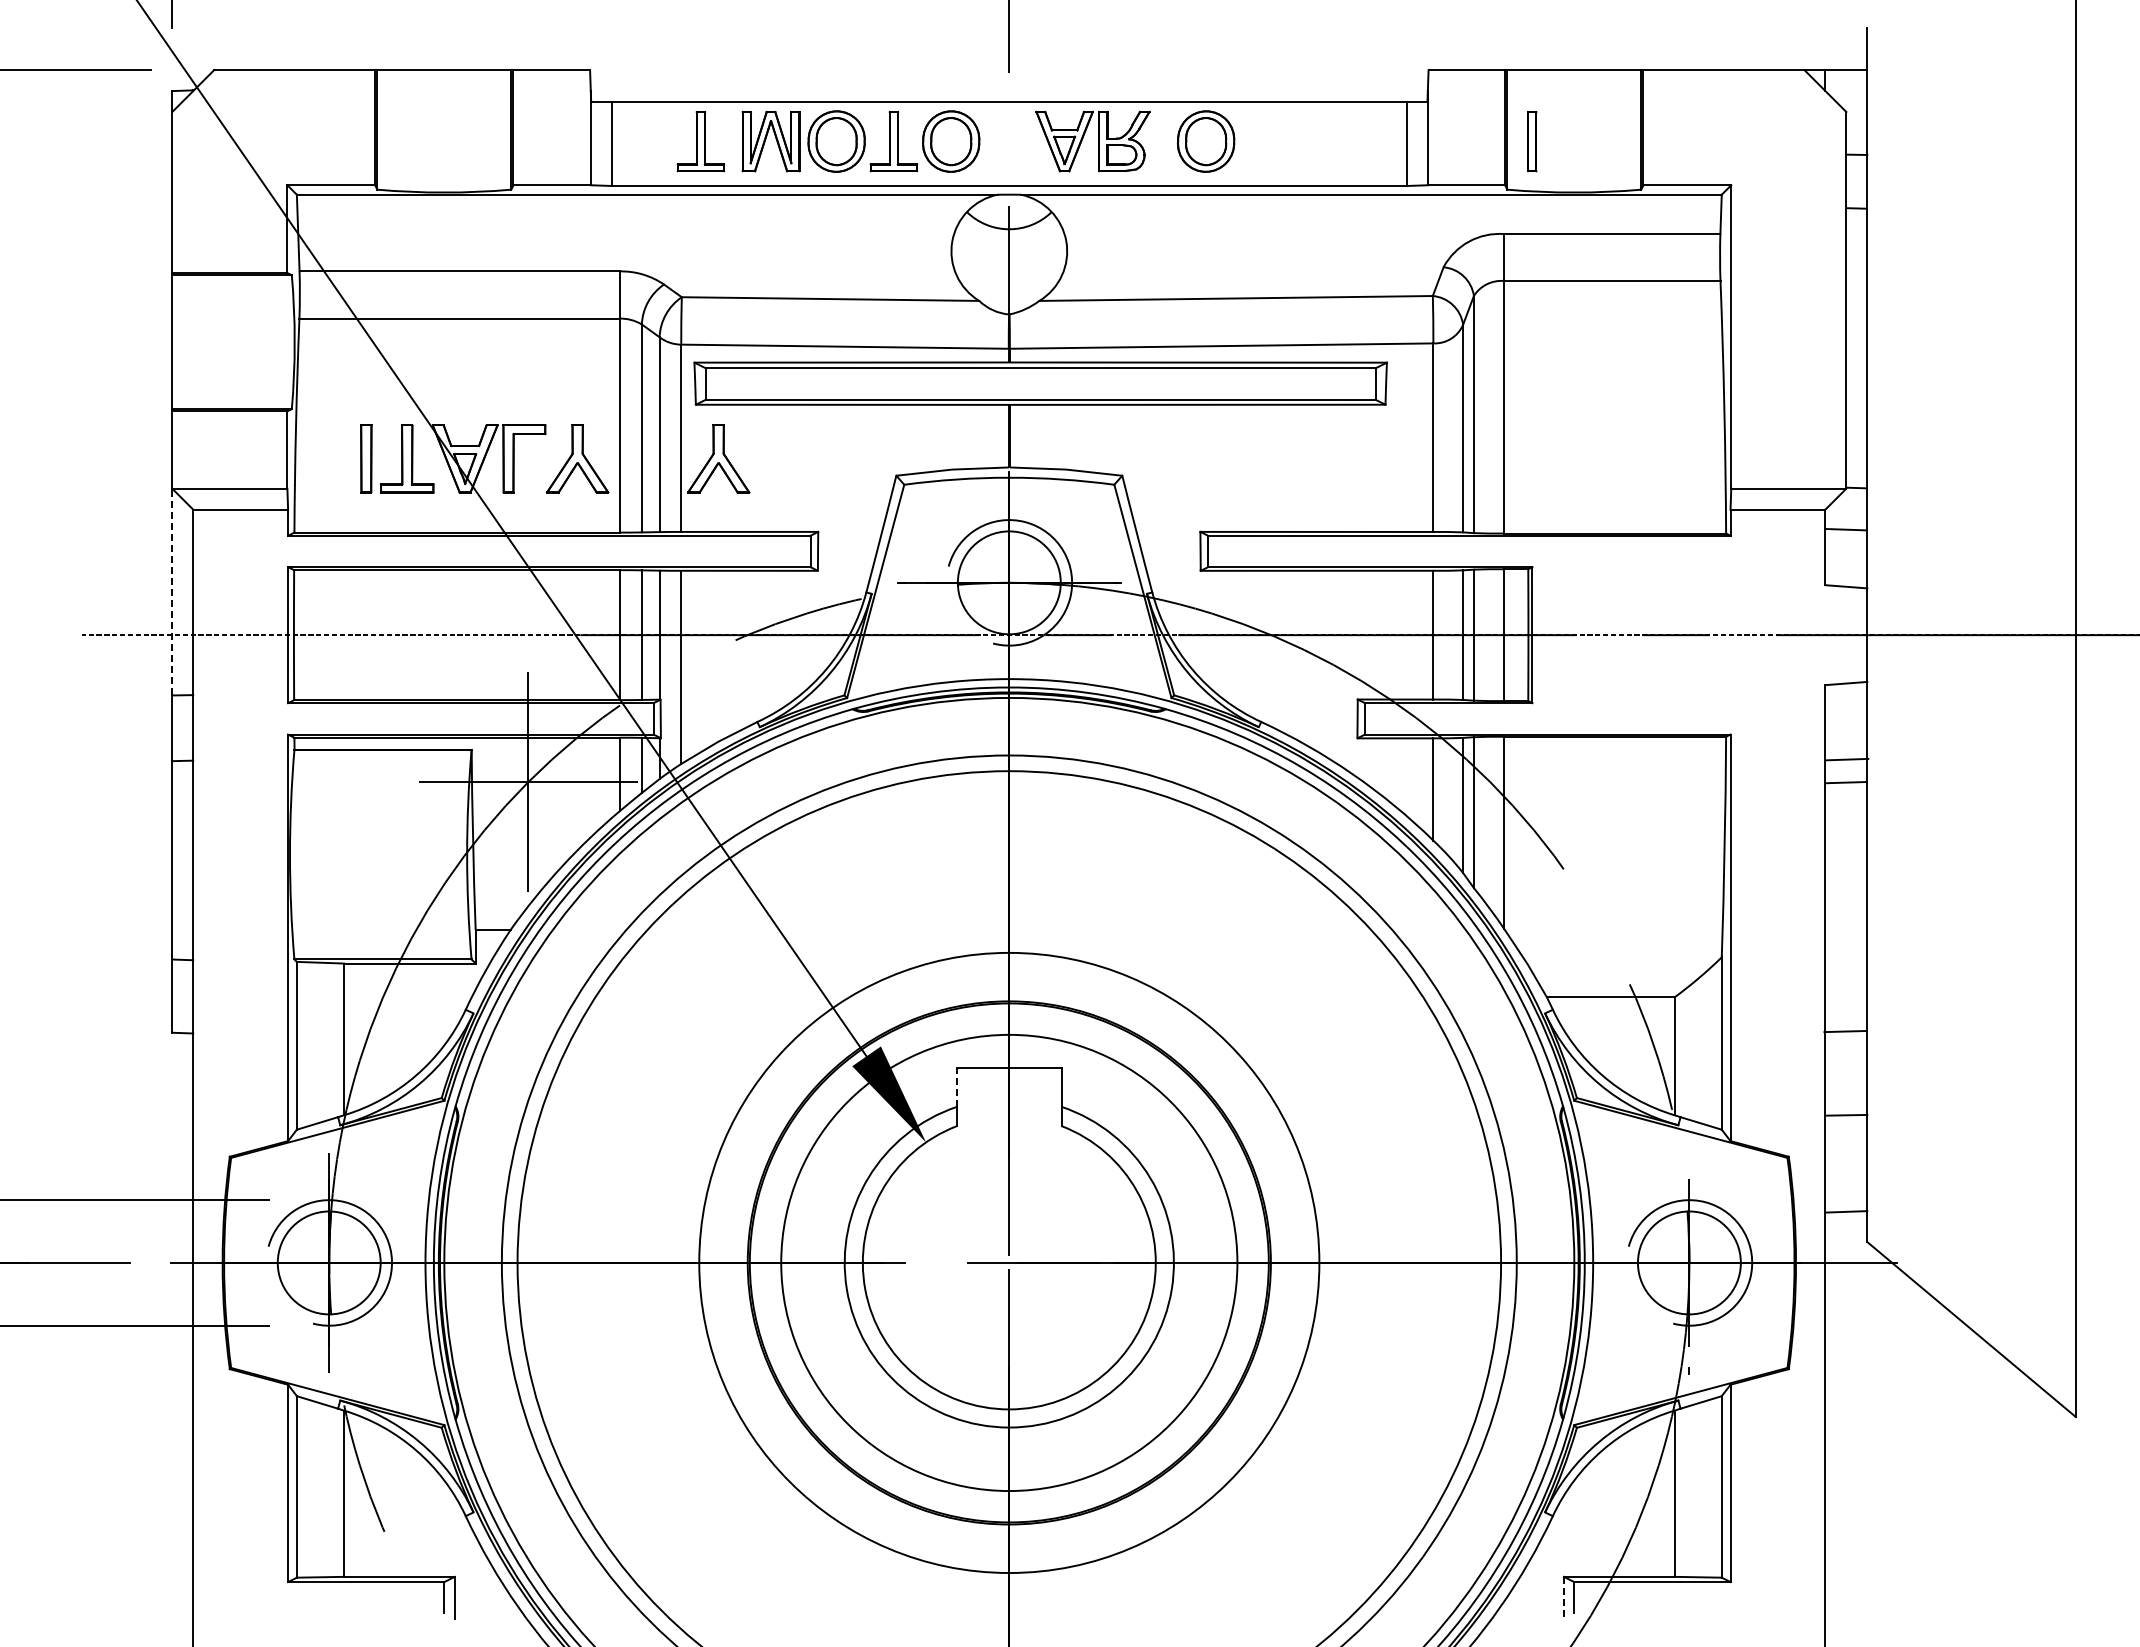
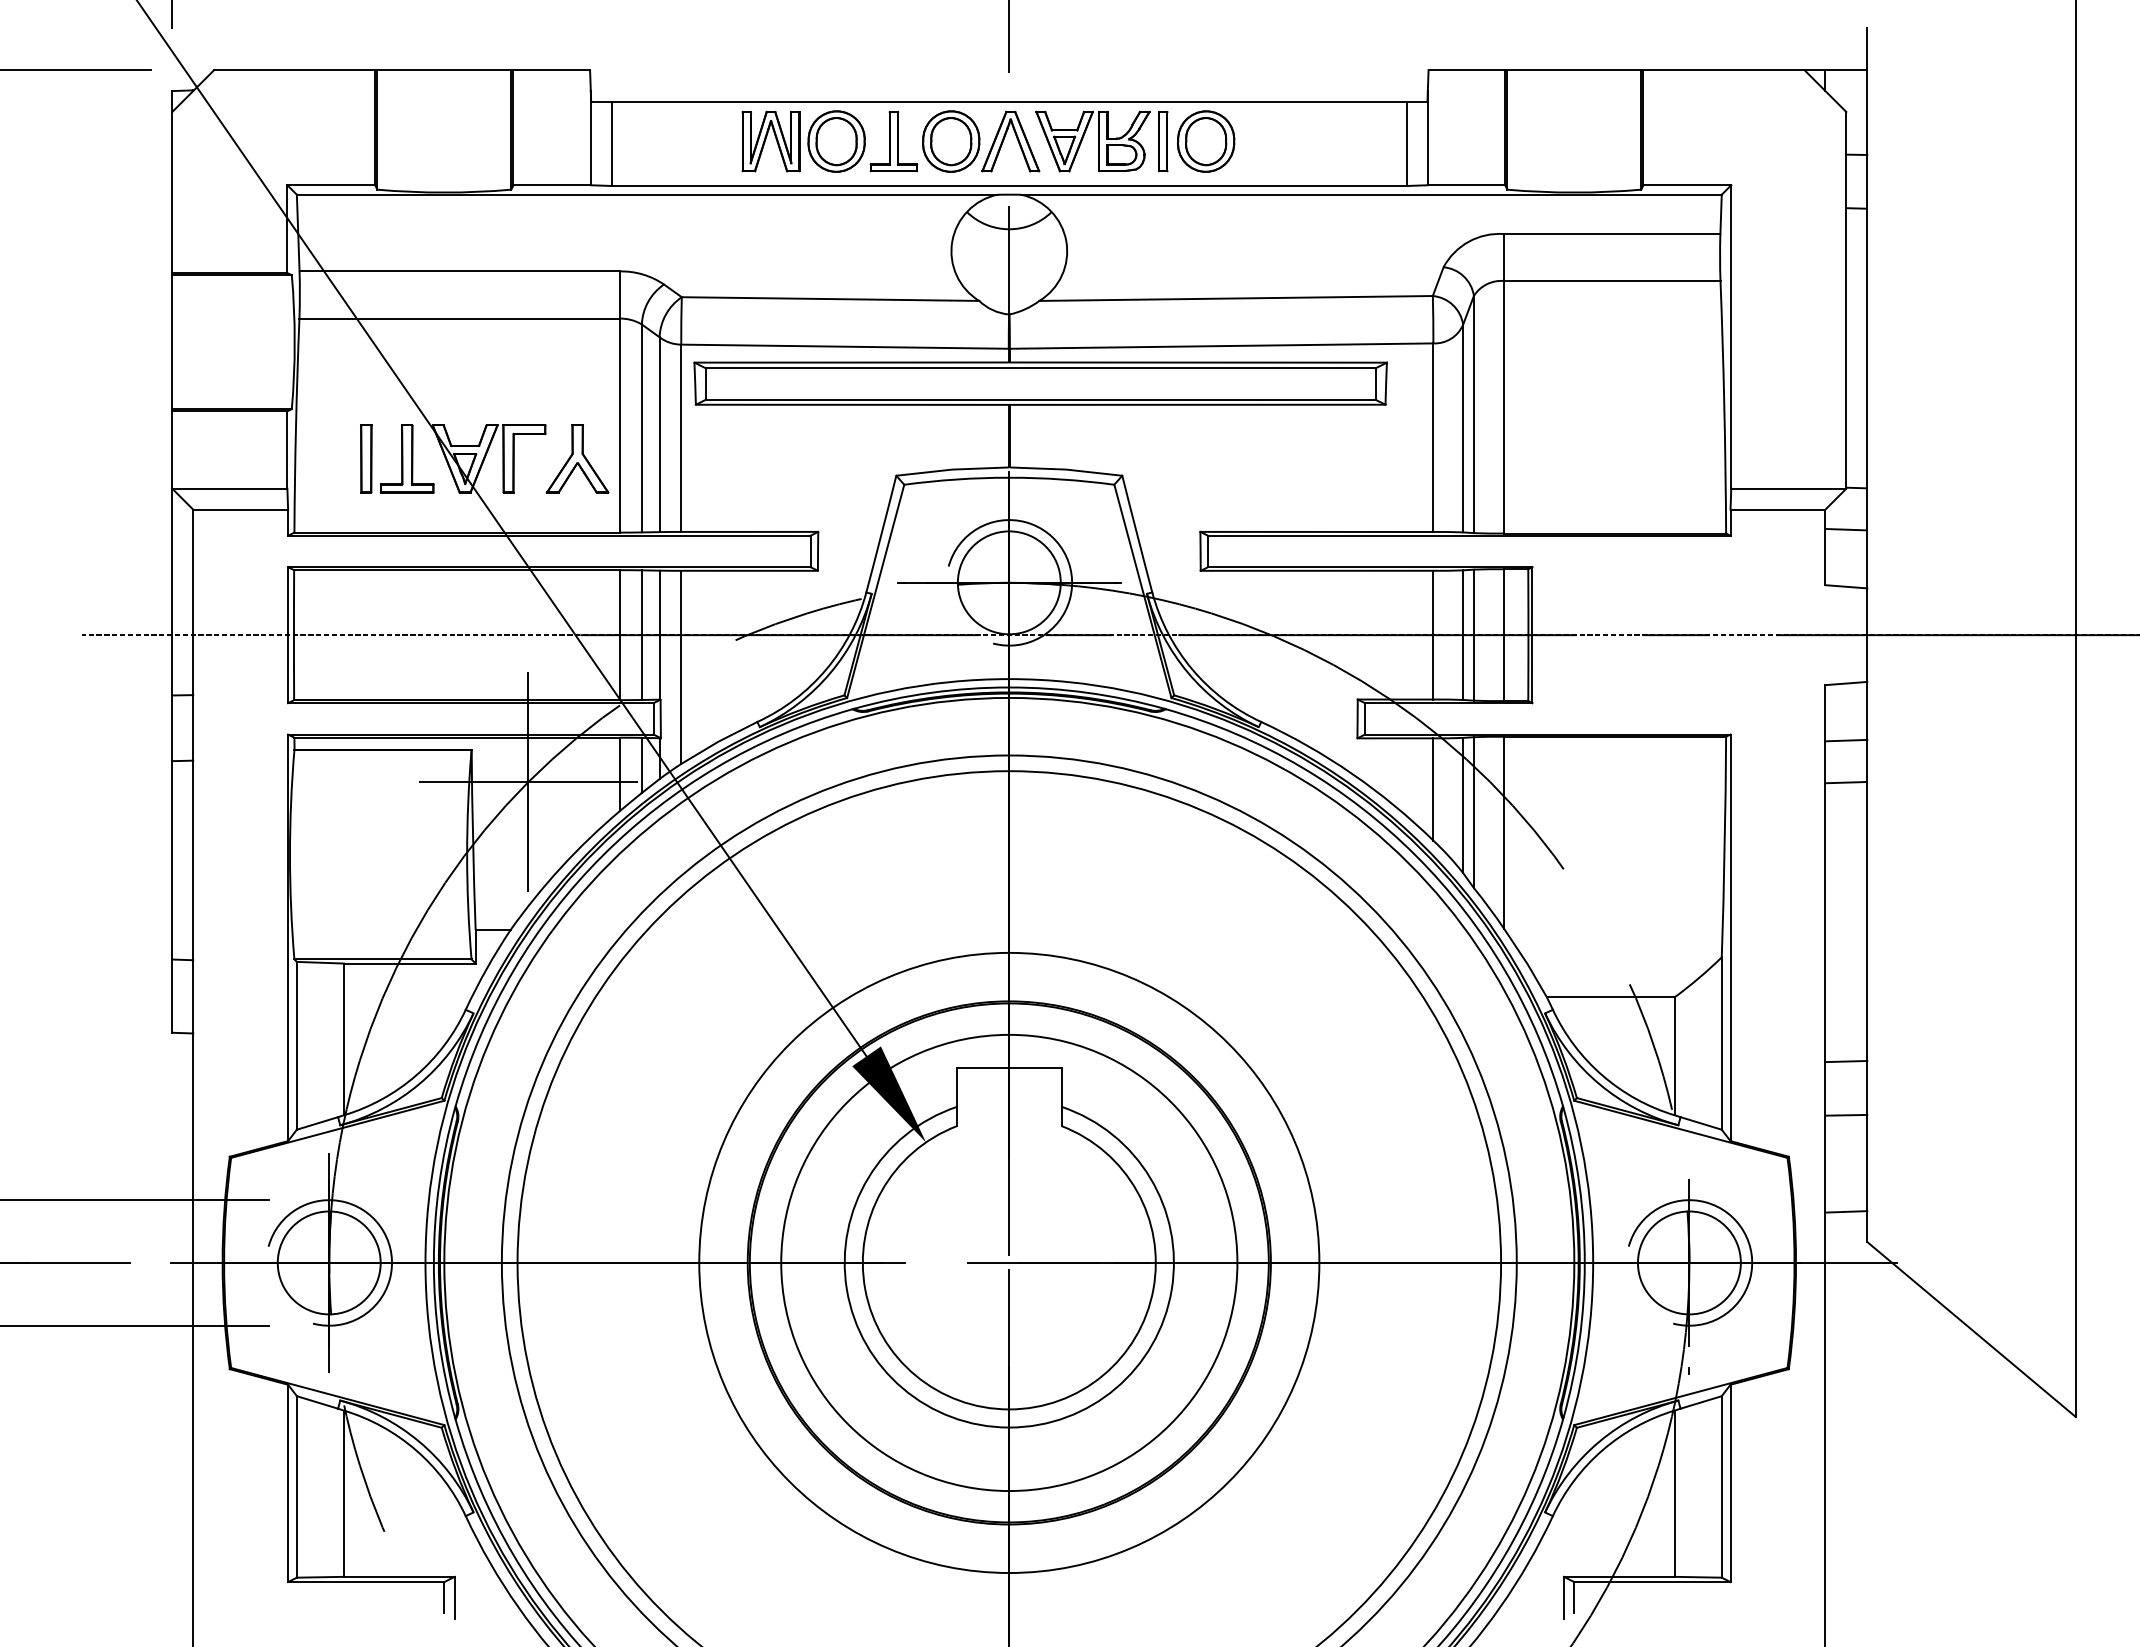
part: none -> present (1004, 140)
part: present -> none (700, 141)
part position: (1532, 141) -> (1163, 141) (1163, 141)
part: present -> none (718, 458)
line: dashed -> solid (172, 591)
line position: (1847, 759) -> (1846, 740) (1846, 740)
line position: (1845, 1031) -> (1846, 1061) (1846, 1061)
line: dashed -> solid (957, 1087)
line: dashed -> solid (1563, 1597)
